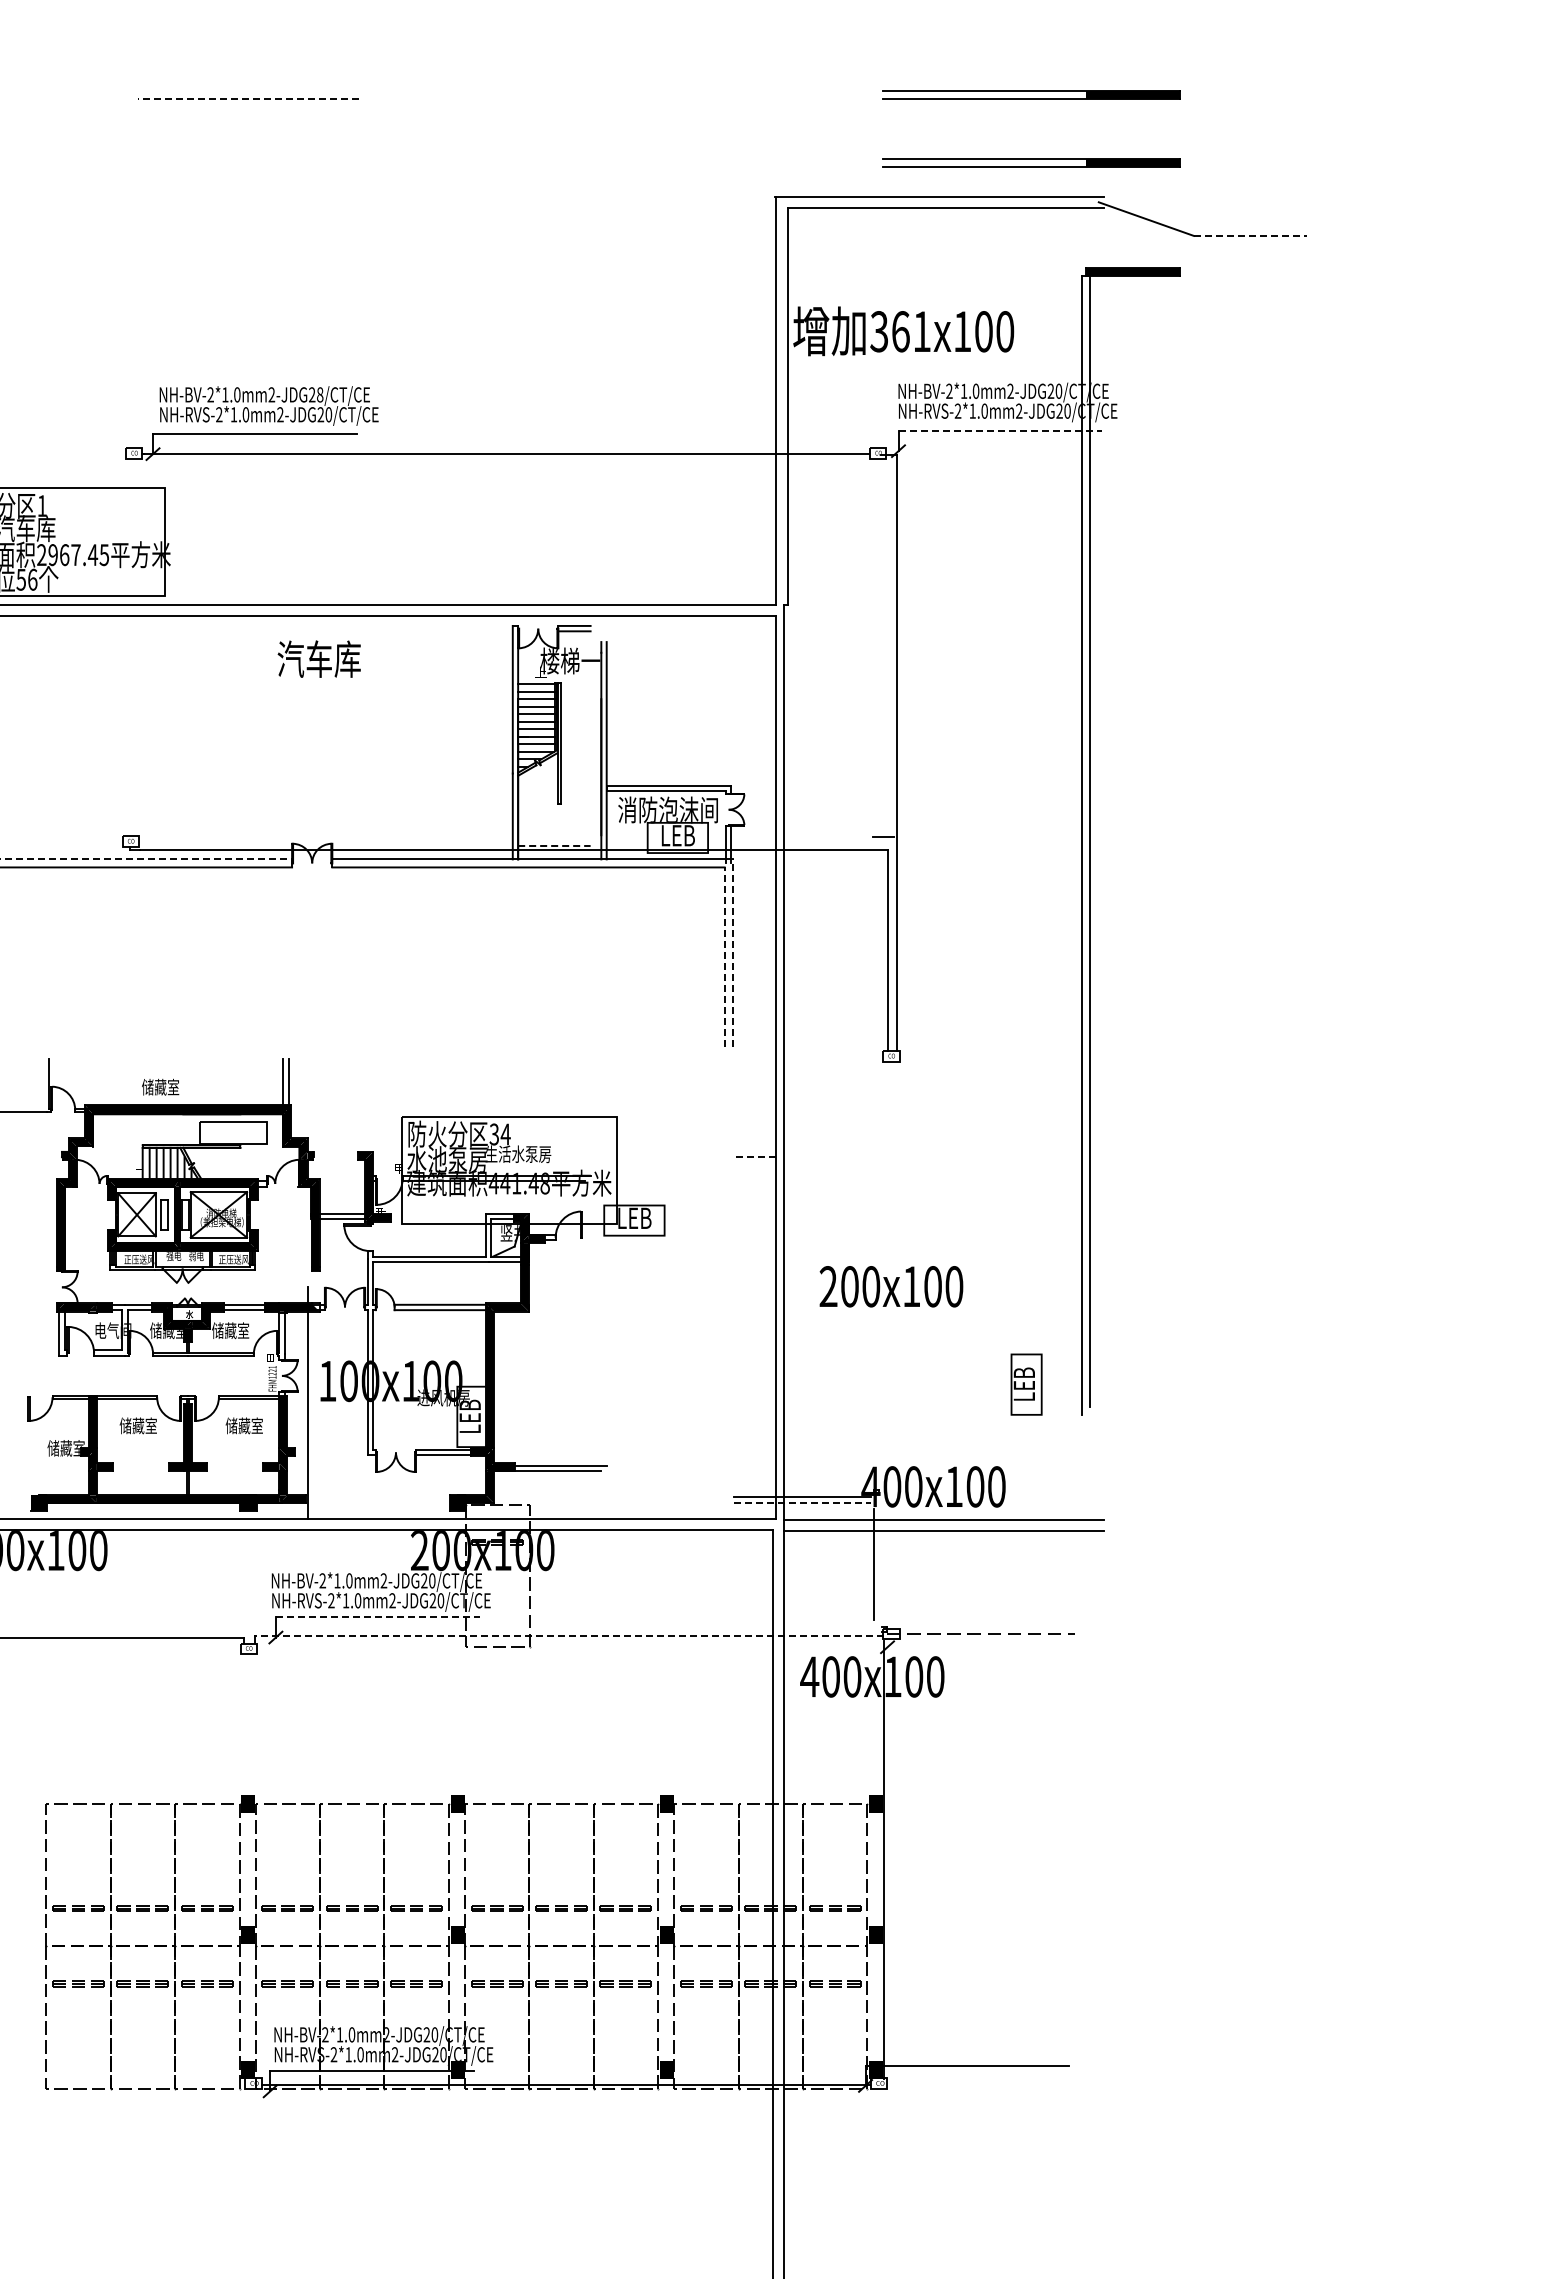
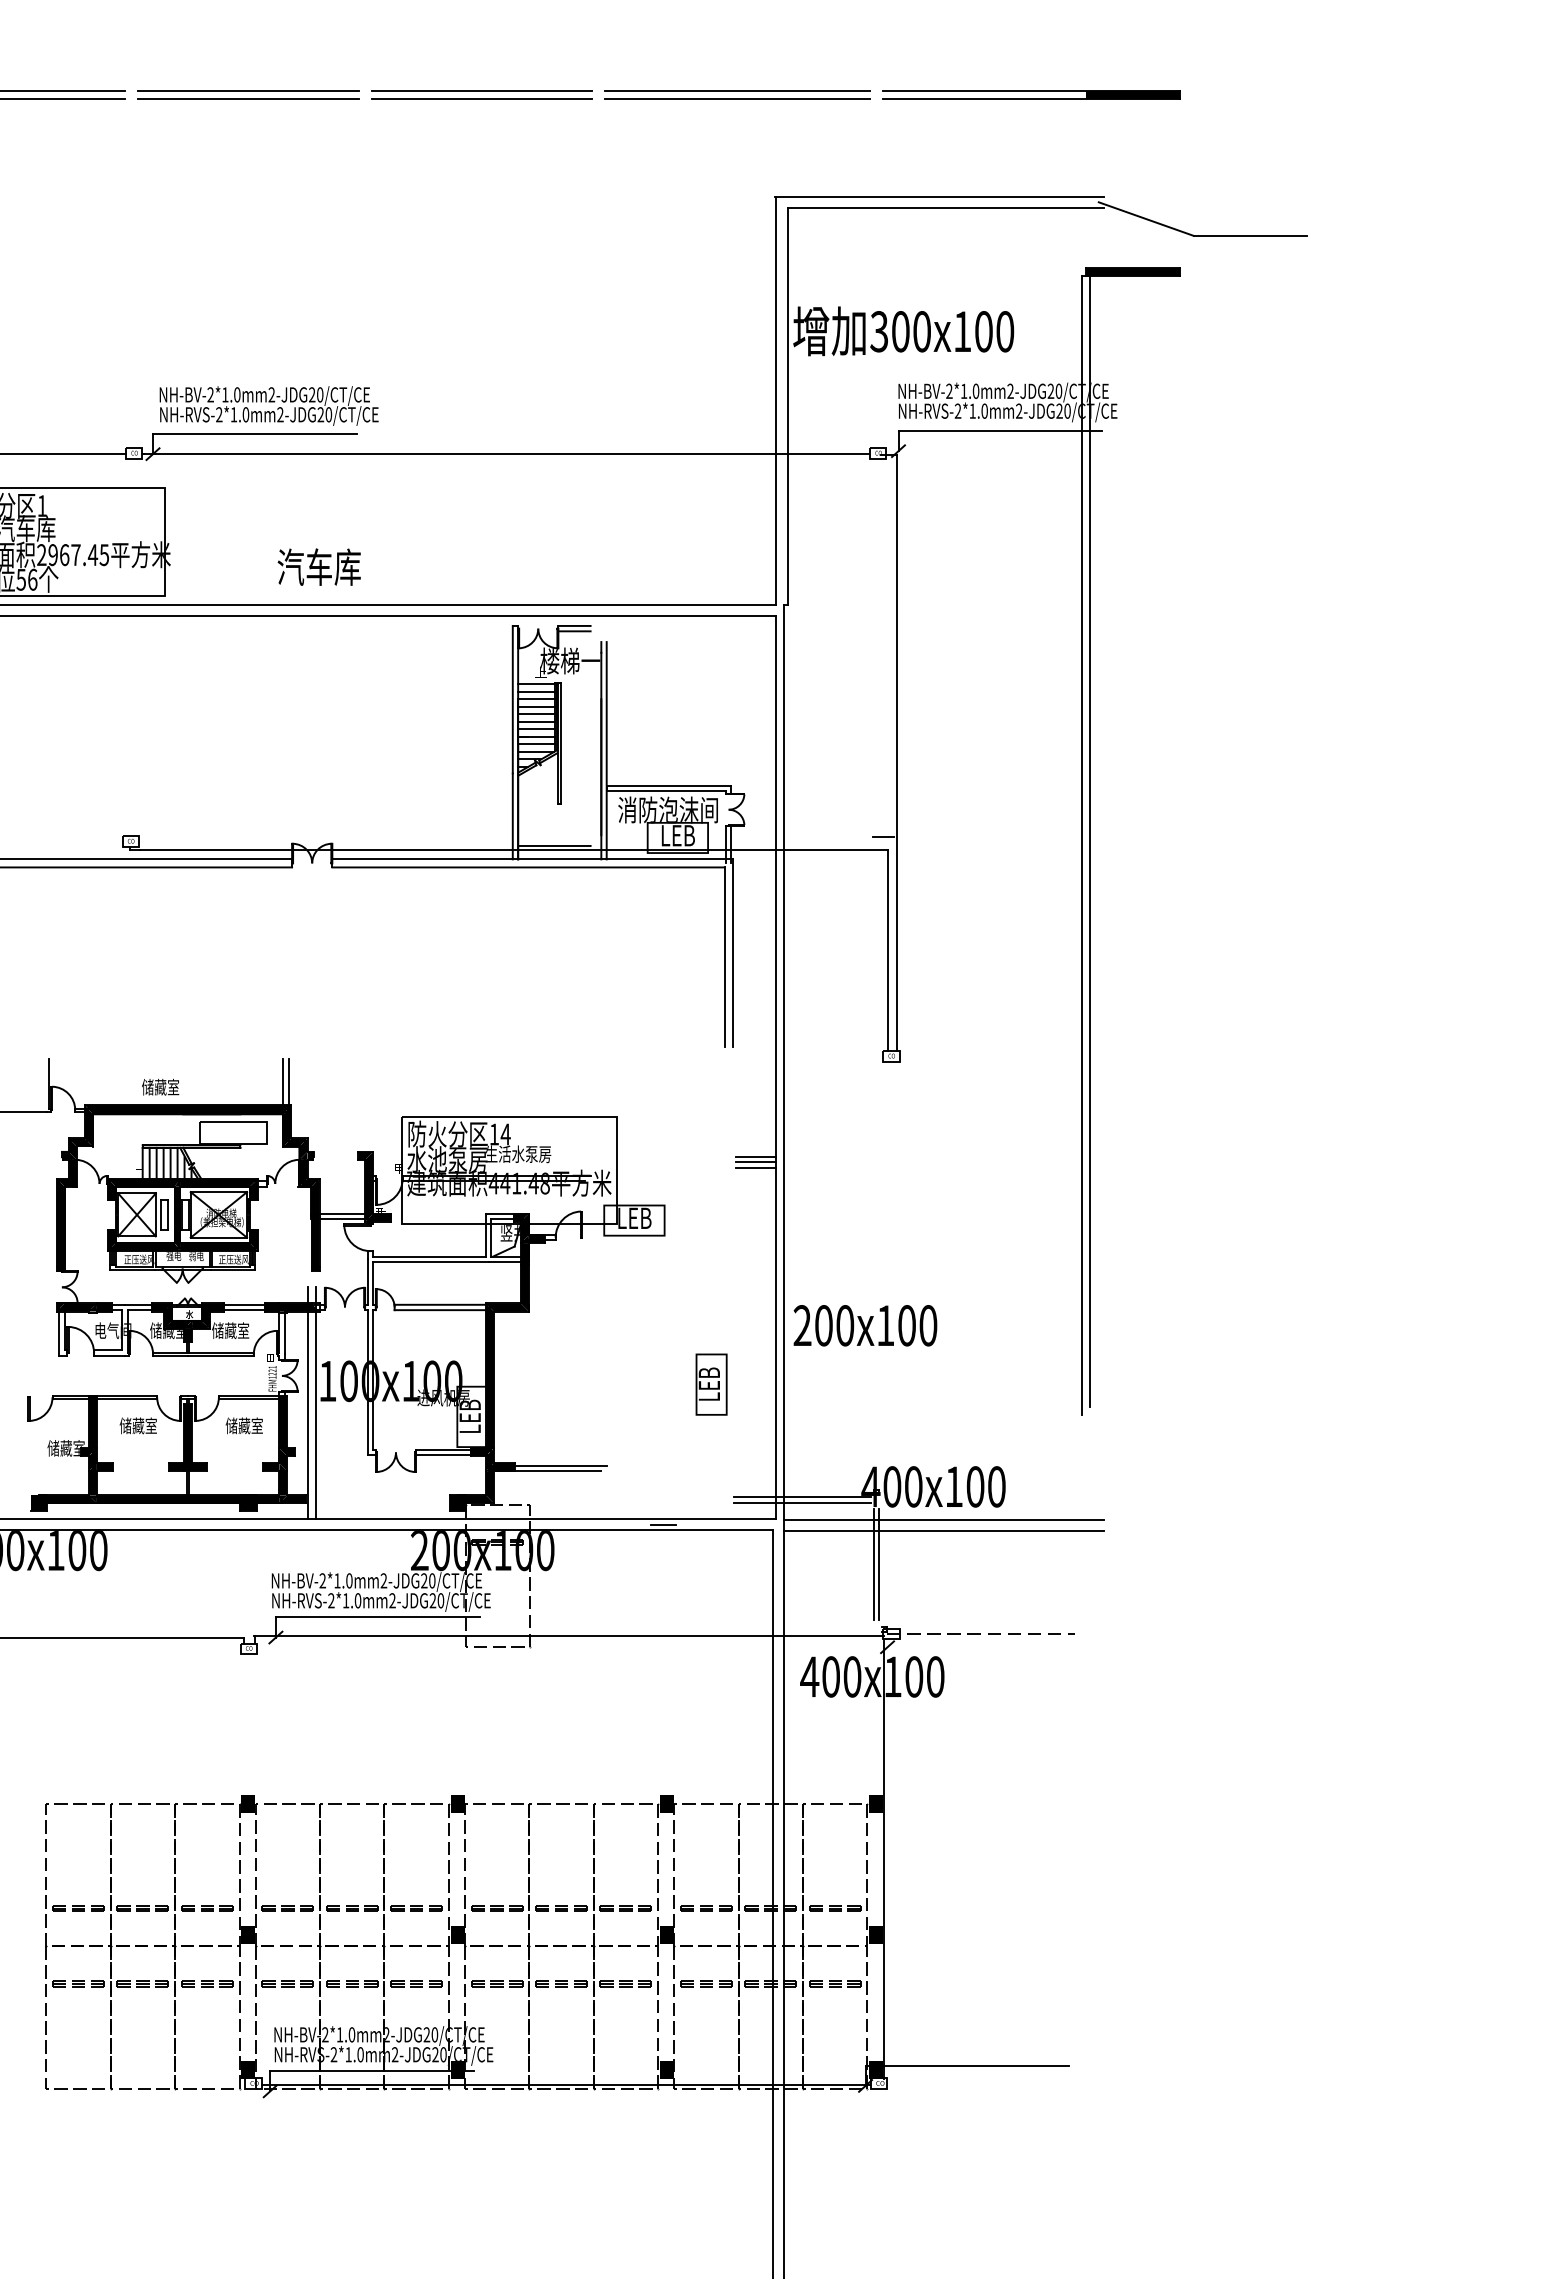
line: none -> present (63, 91)
line: none -> present (248, 91)
line: none -> present (737, 91)
part: none -> present (481, 94)
line: none -> present (63, 99)
line: dashed -> solid (248, 99)
line: none -> present (737, 99)
part: present -> none (1031, 162)
line: dashed -> solid (1250, 235)
text: 361x100 -> 300x100 (911, 331)
text: NH-BV-2*1.0mm2-JDG28/CT/CE -> NH-BV-2*1.0mm2-JDG20/CT/CE (320, 394)
line: dashed -> solid (1000, 430)
line: none -> present (63, 453)
text position: (318, 658) -> (318, 566) (318, 566)
line: dashed -> solid (554, 845)
line: dashed -> solid (146, 859)
line: dashed -> solid (732, 953)
line: dashed -> solid (724, 957)
text: 34 -> 14 (493, 1134)
line: dashed -> solid (755, 1156)
line: none -> present (755, 1162)
line: none -> present (755, 1167)
text position: (891, 1286) -> (865, 1325) (865, 1325)
text position: (1026, 1384) -> (711, 1384) (711, 1384)
line: none -> present (315, 1403)
line: dashed -> solid (802, 1502)
line: none -> present (663, 1524)
line: none -> present (878, 1564)
line: dashed -> solid (377, 1617)
line: dashed -> solid (569, 1636)
